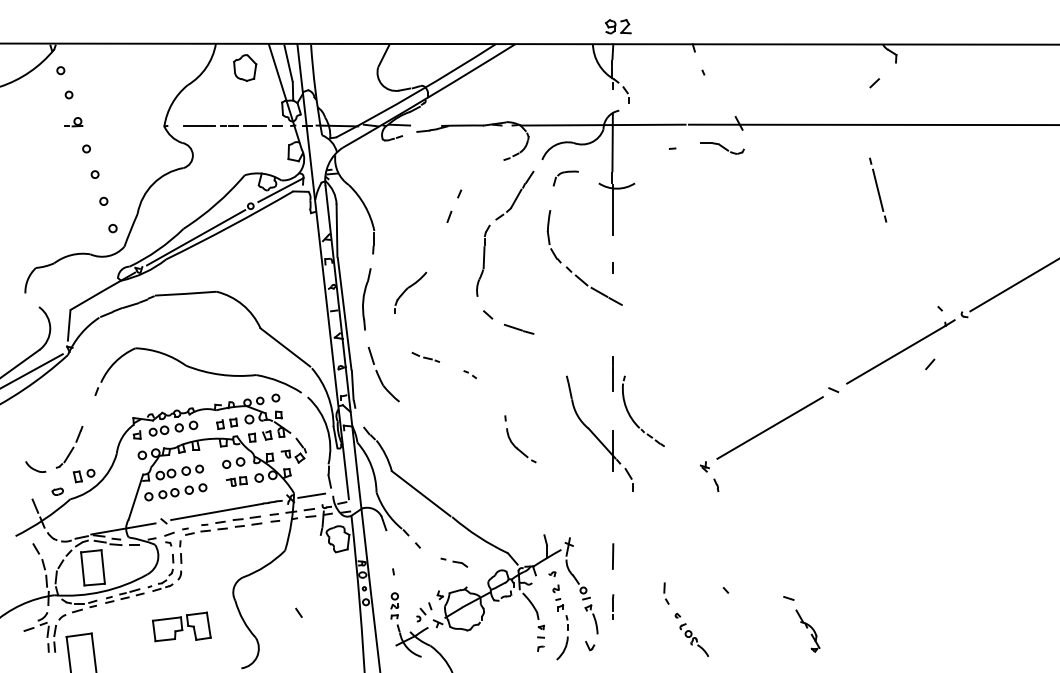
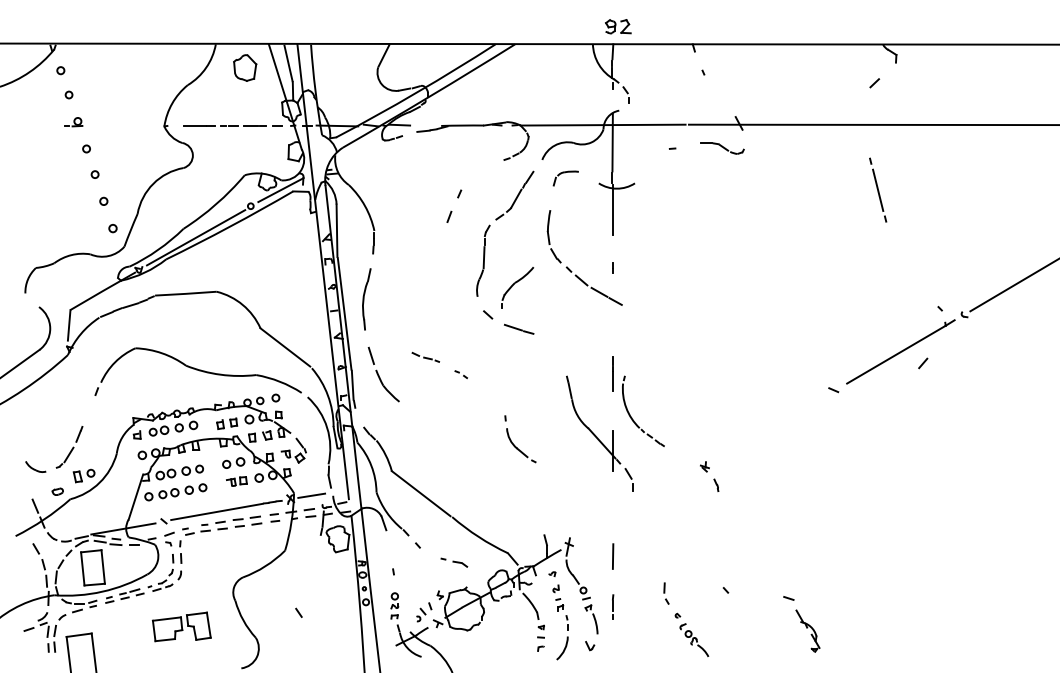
part position: (410, 292) -> (517, 287) (517, 287)
line position: (930, 364) -> (923, 363) (923, 363)
line: present -> none (32, 370)
part position: (469, 374) -> (460, 374) (460, 374)
line: present -> none (769, 427)
